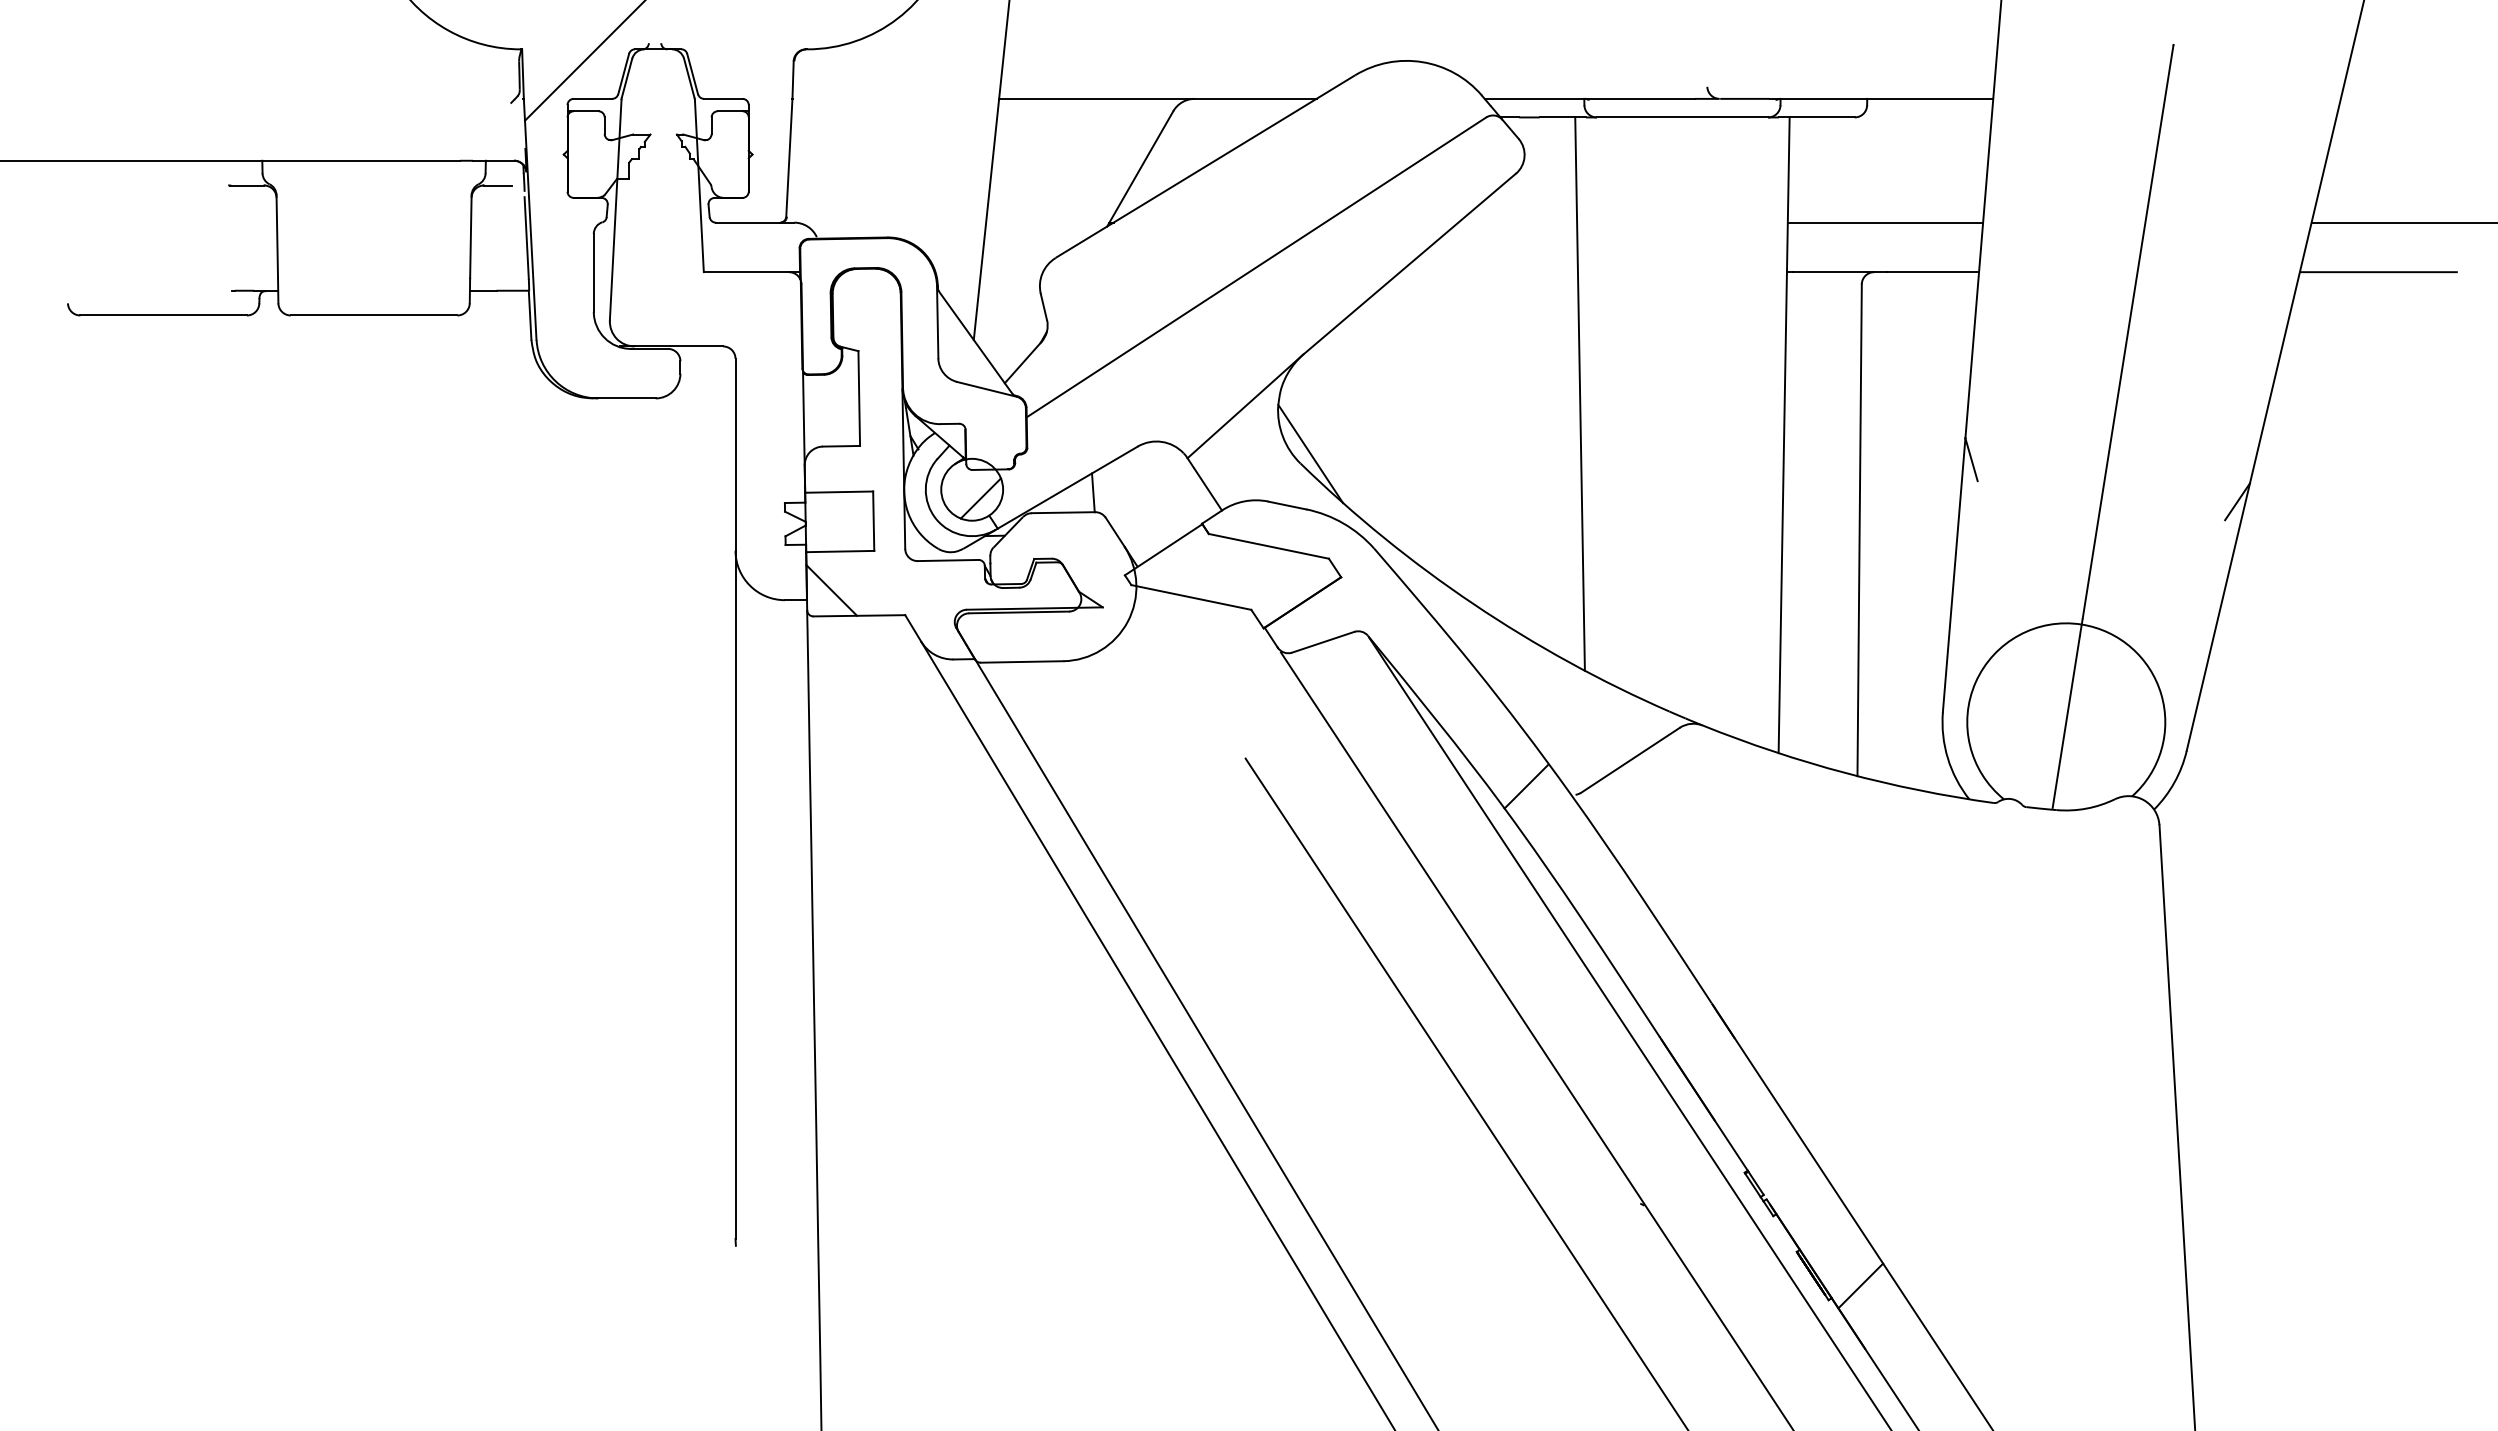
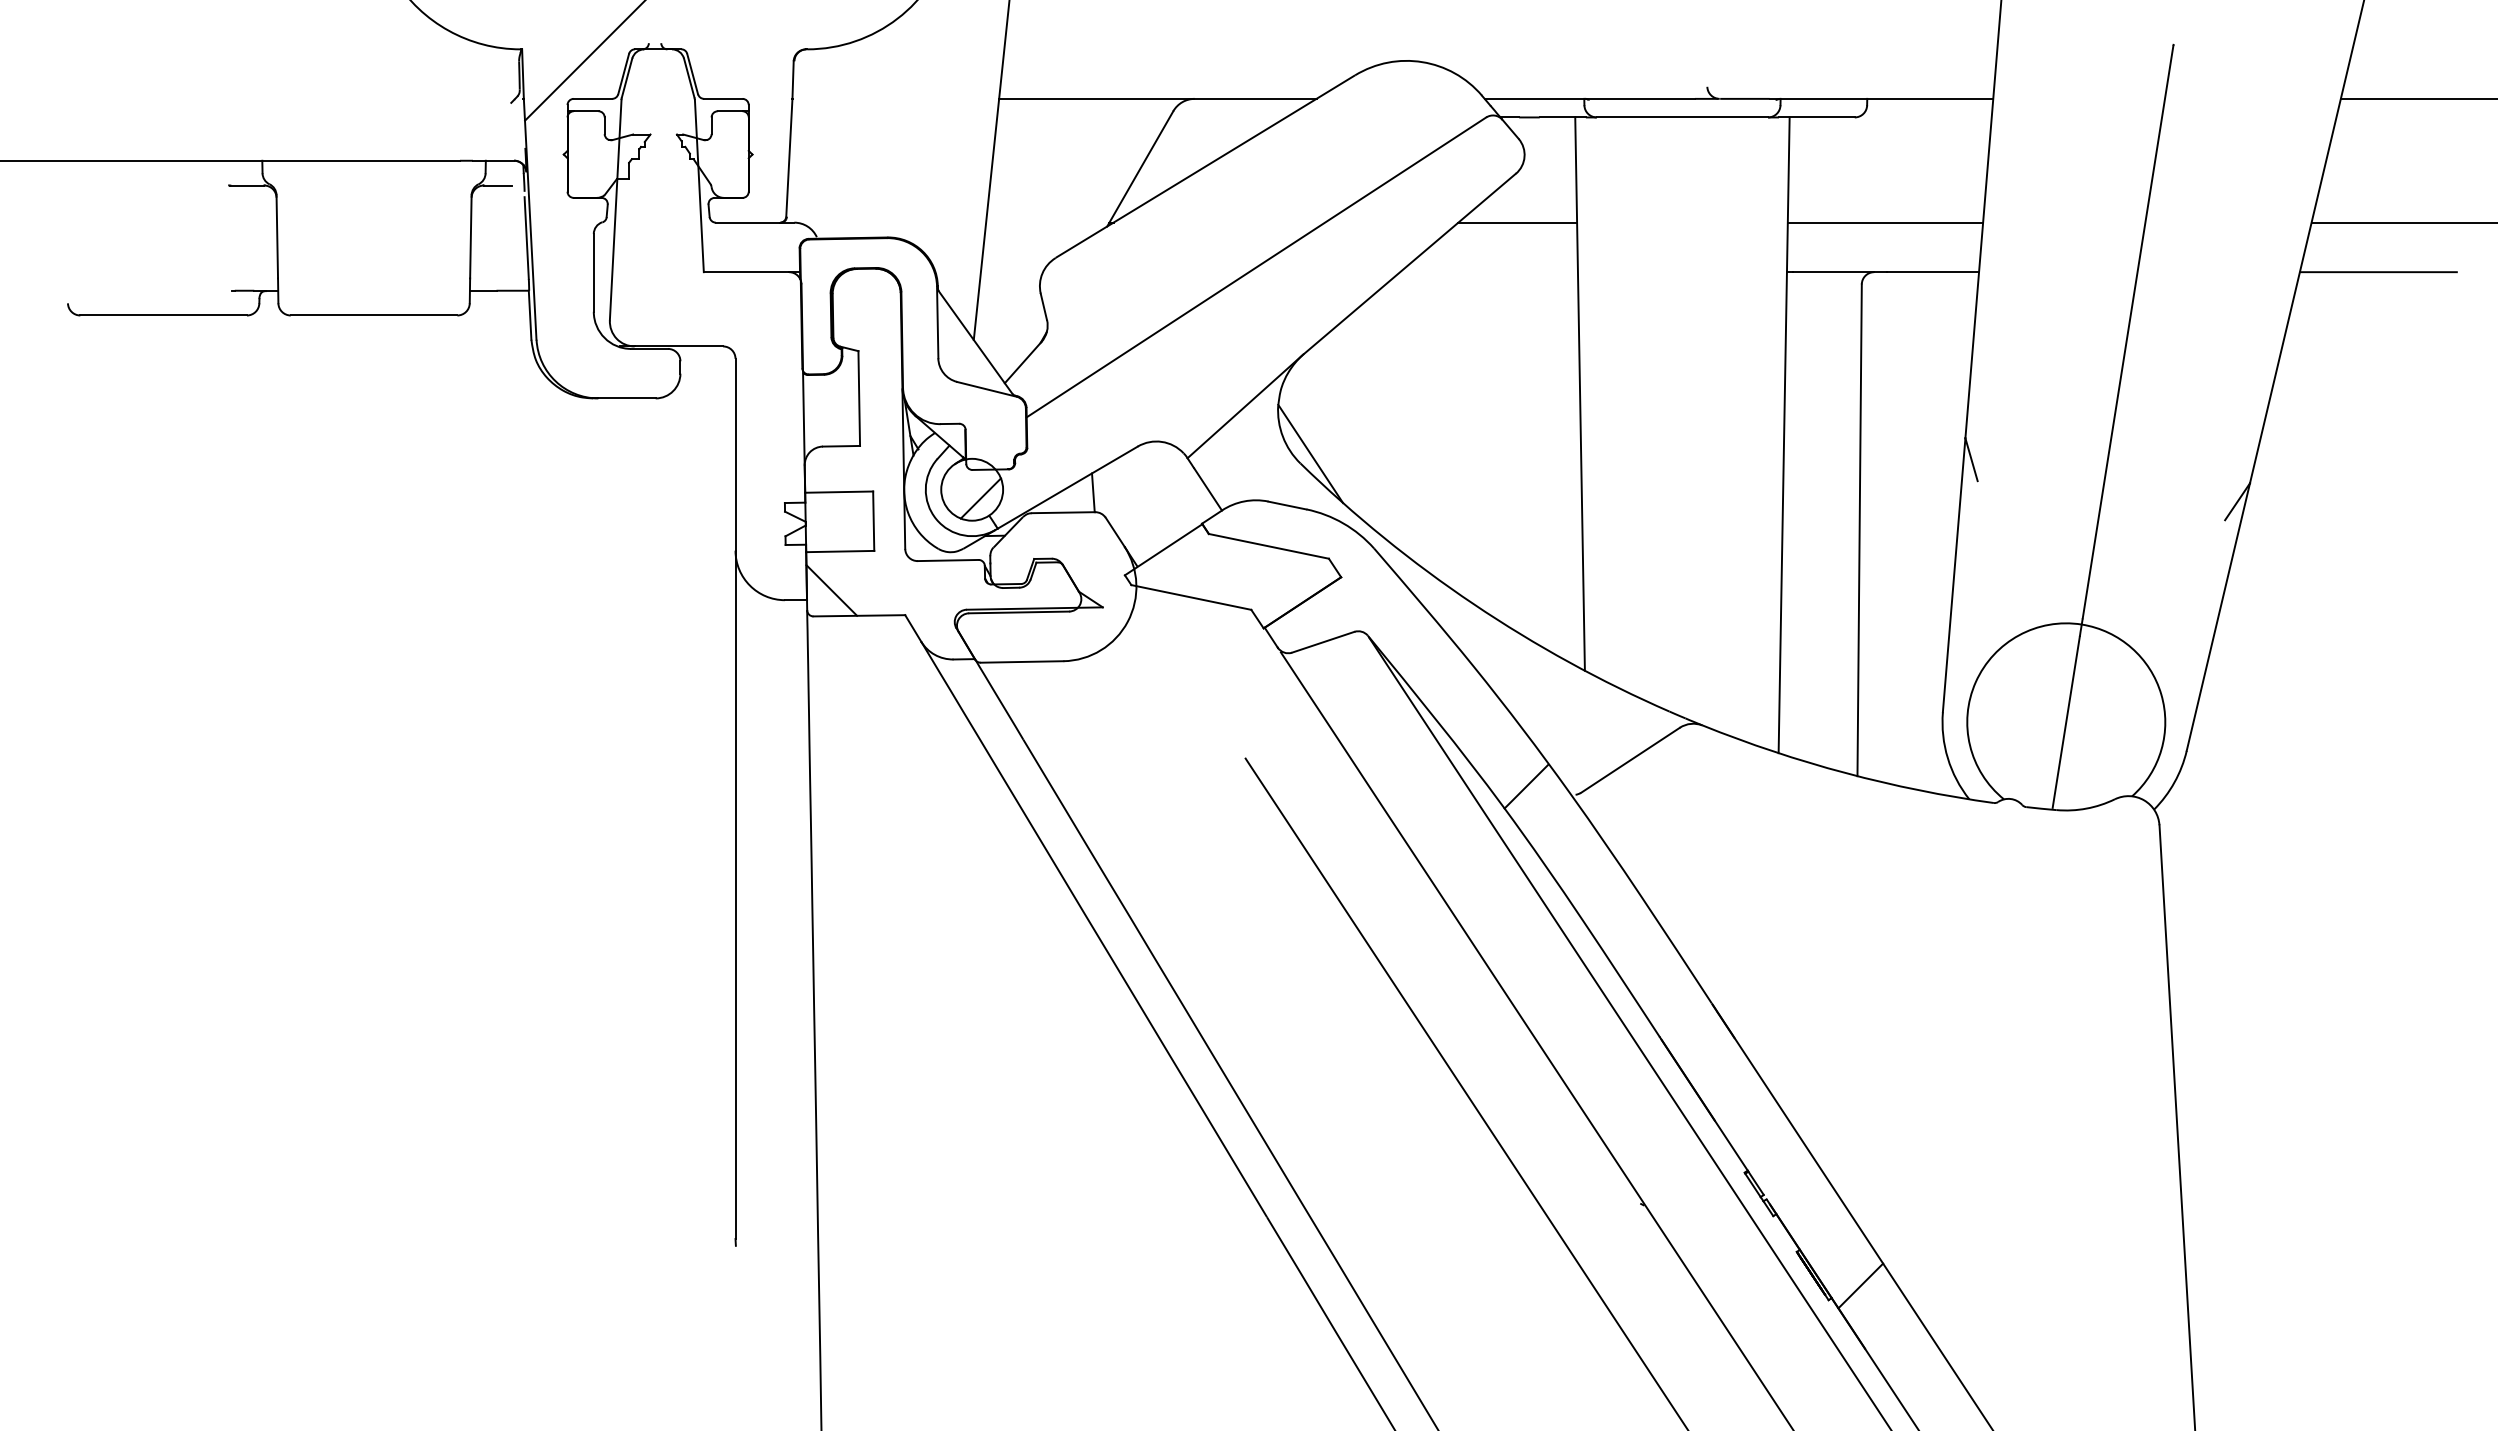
line: none -> present (2417, 98)
line: none -> present (1517, 222)
